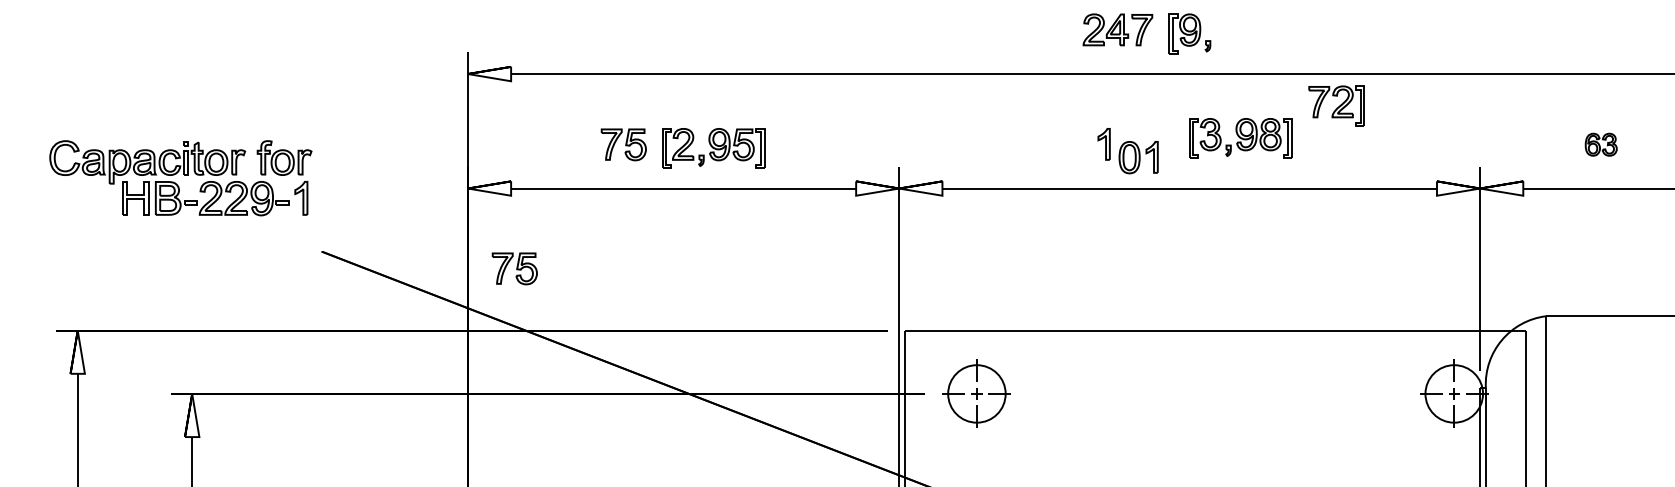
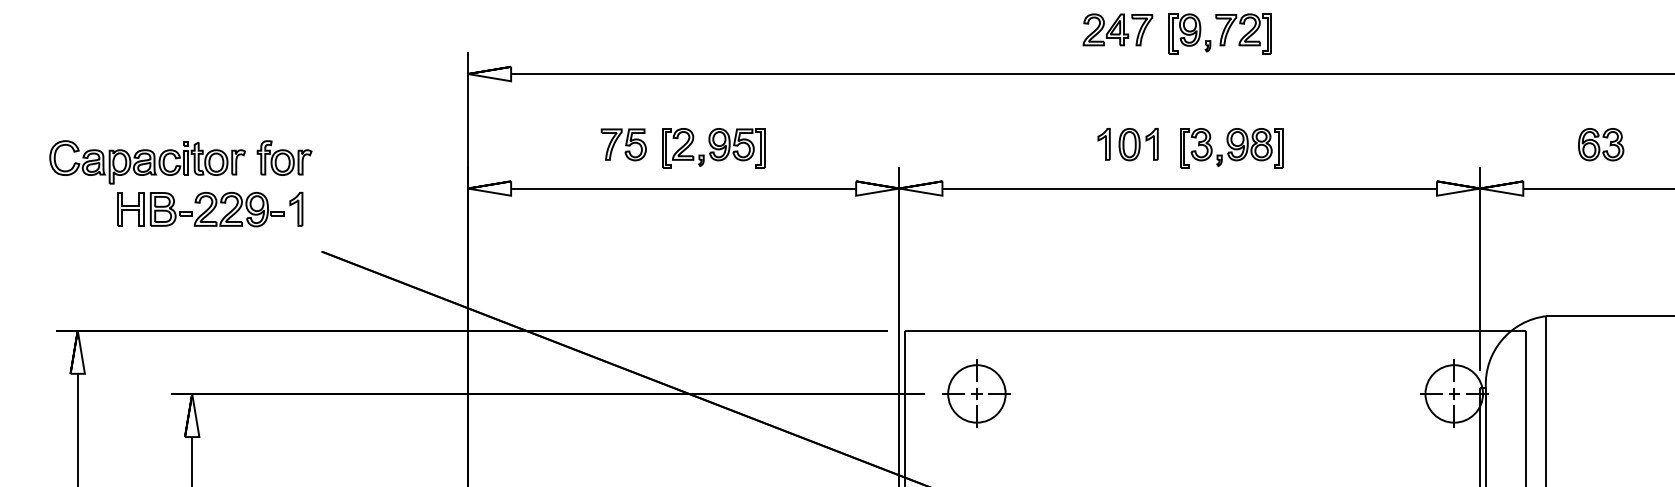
part position: (1336, 105) -> (1243, 33) (1243, 33)
part position: (1240, 138) -> (1231, 148) (1231, 148)
part size: 34x25 px -> 47x34 px (1601, 144)
part position: (1138, 157) -> (1138, 144) (1138, 144)
part position: (215, 198) -> (210, 209) (210, 209)
part: present -> none (514, 268)
